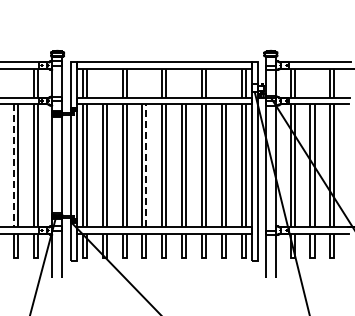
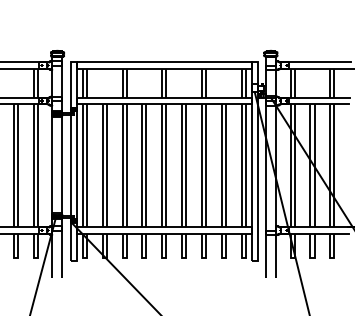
line: dashed -> solid (13, 165)
line: dashed -> solid (146, 165)
